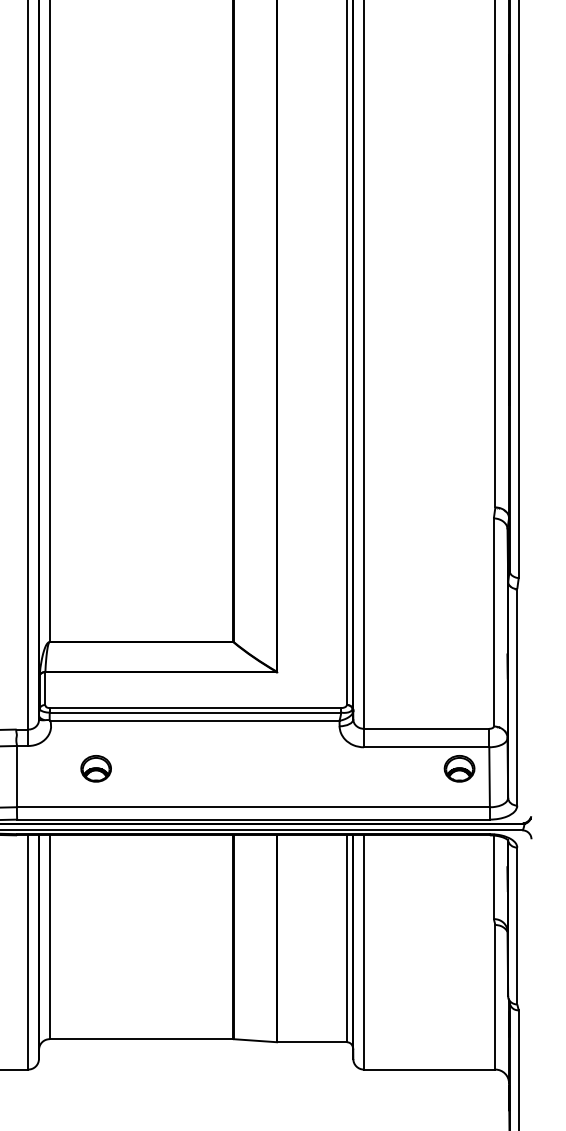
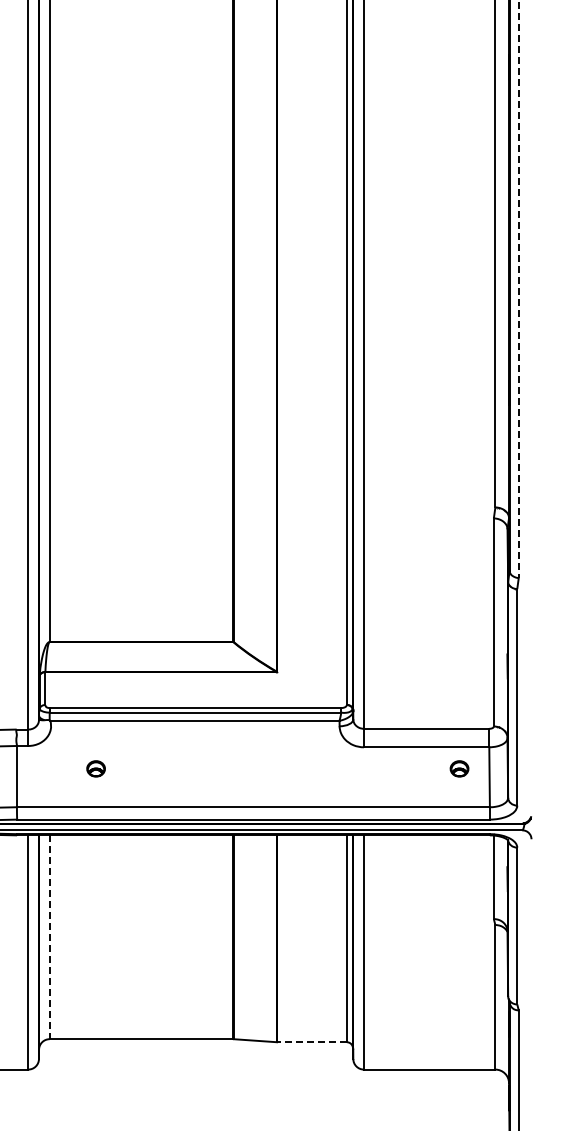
line: solid -> dashed (518, 289)
part size: 32x28 px -> 20x18 px (95, 768)
part size: 33x28 px -> 21x18 px (459, 768)
line: solid -> dashed (49, 937)
line: solid -> dashed (312, 1042)
